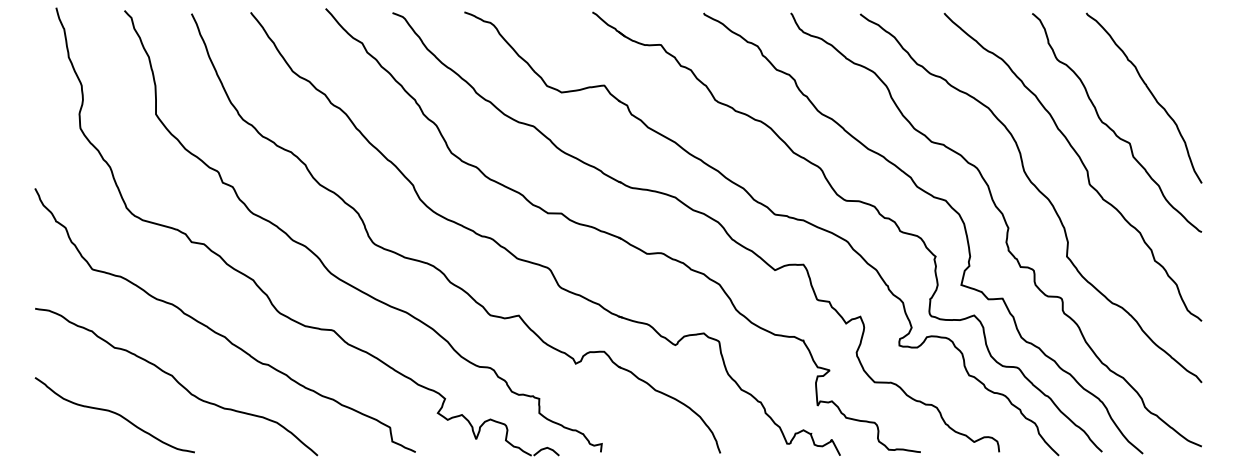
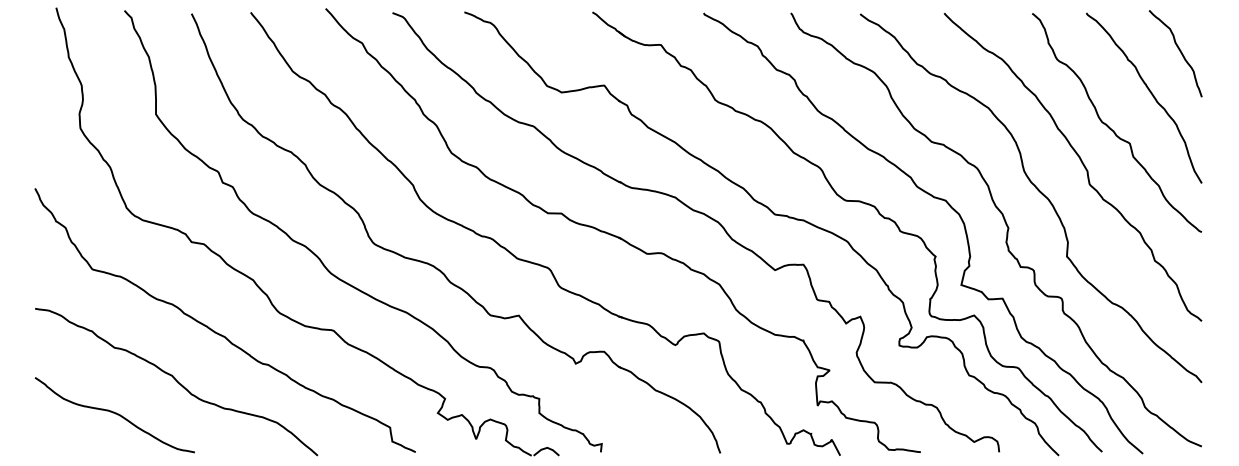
curve: none -> present (1179, 51)
